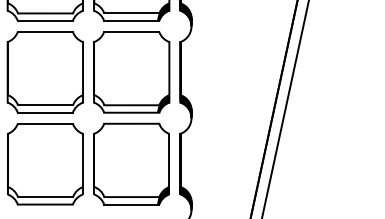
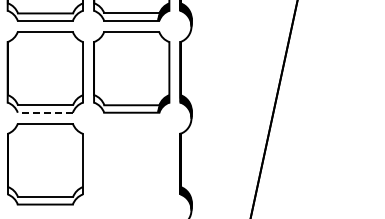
line: present -> none (285, 108)
line: solid -> dashed (45, 112)
part: present -> none (131, 163)
